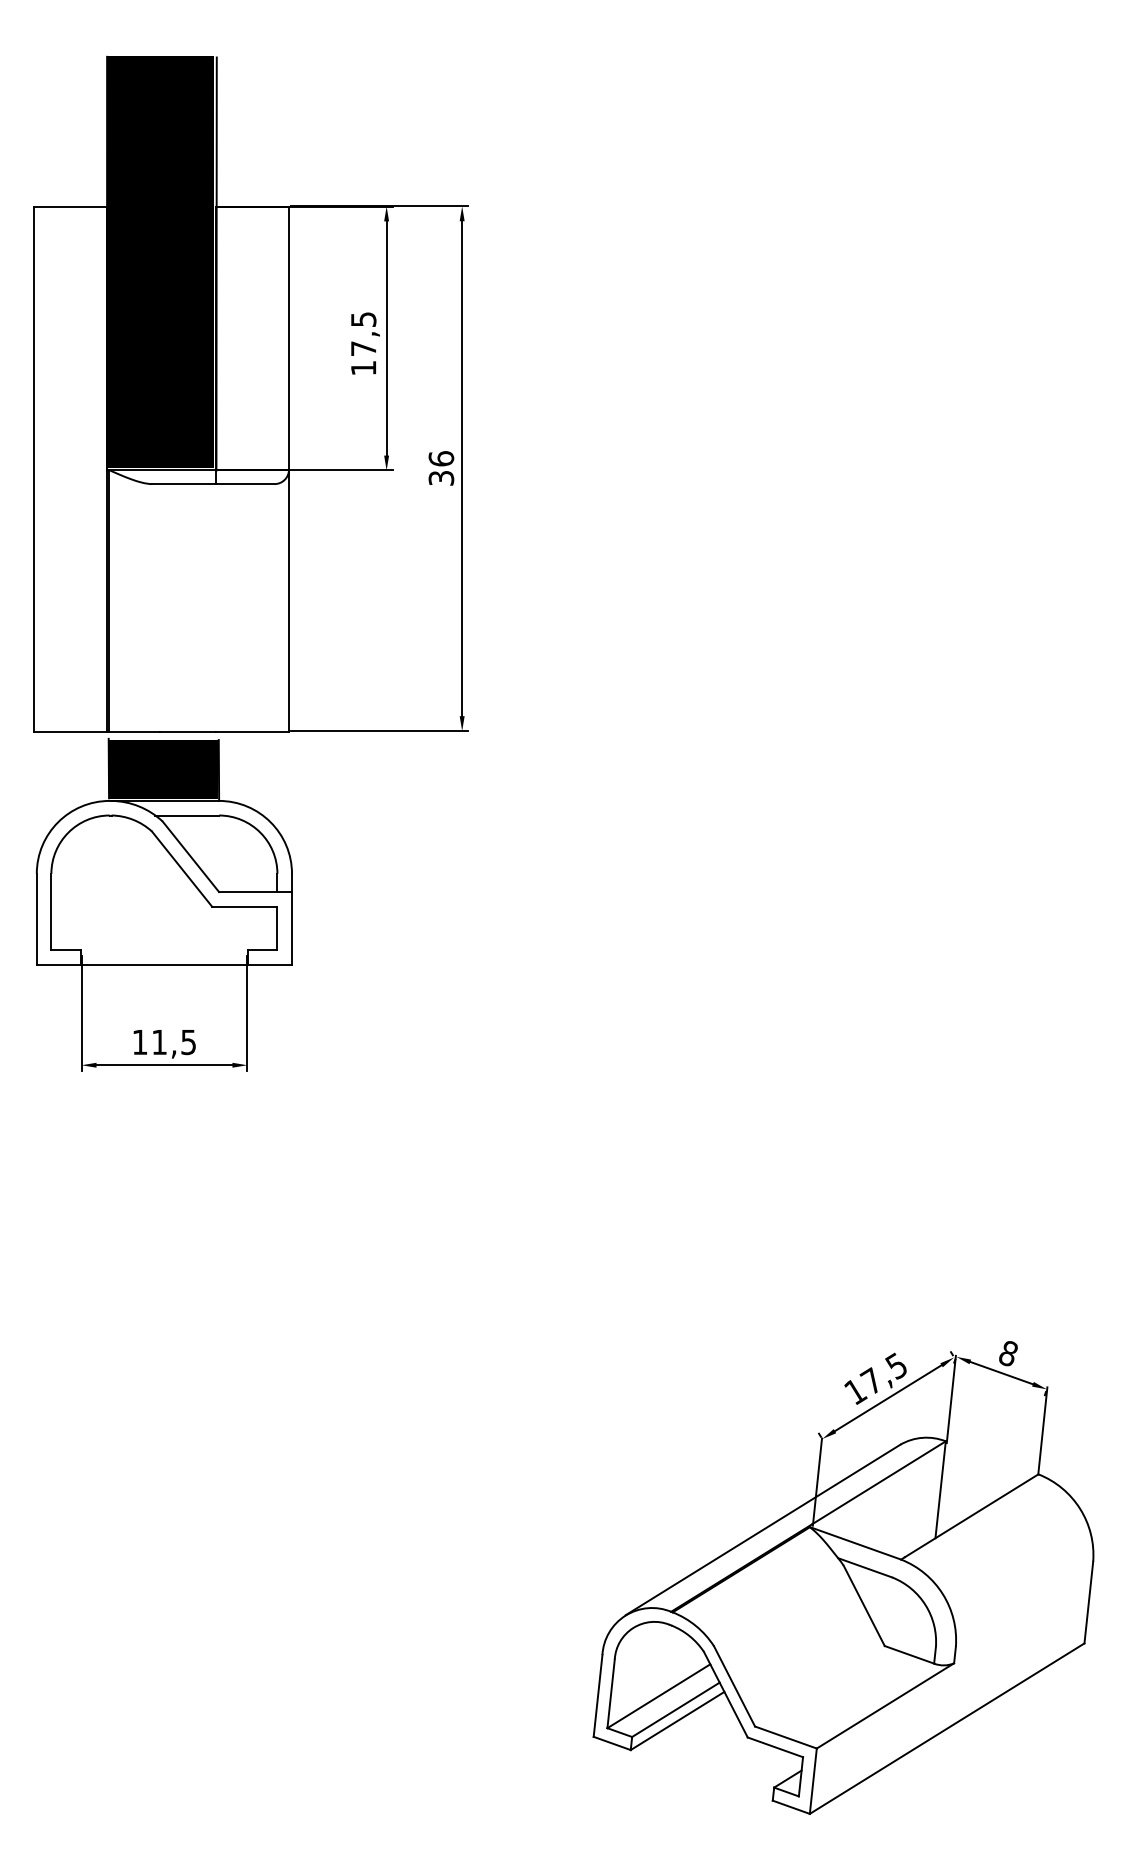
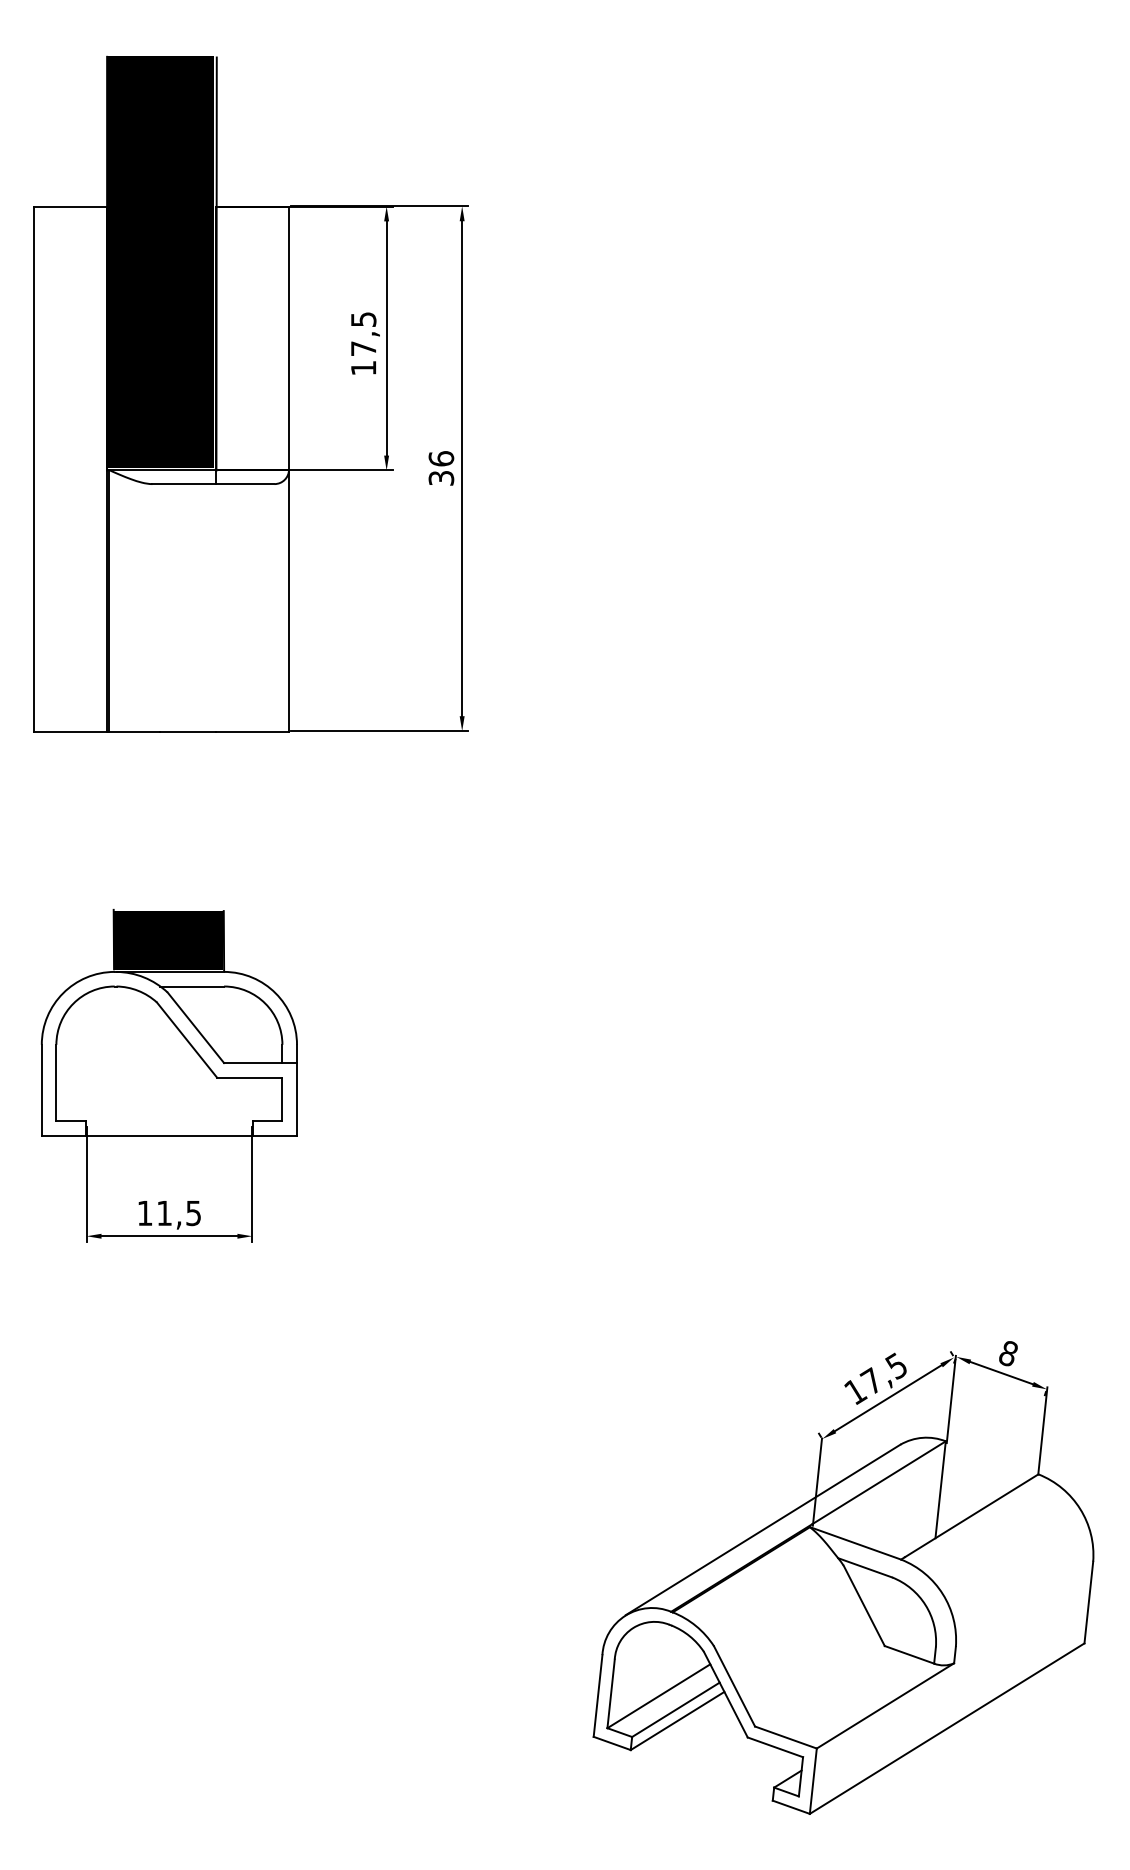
part position: (163, 904) -> (168, 1075) (168, 1075)
